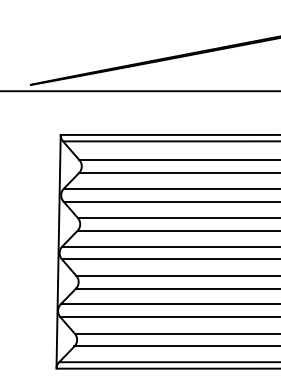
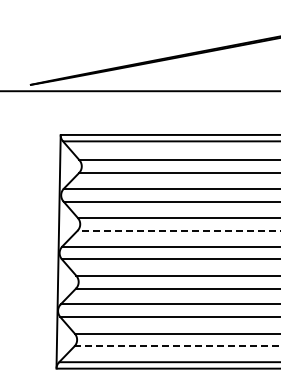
line: solid -> dashed (178, 230)
line: solid -> dashed (177, 346)
